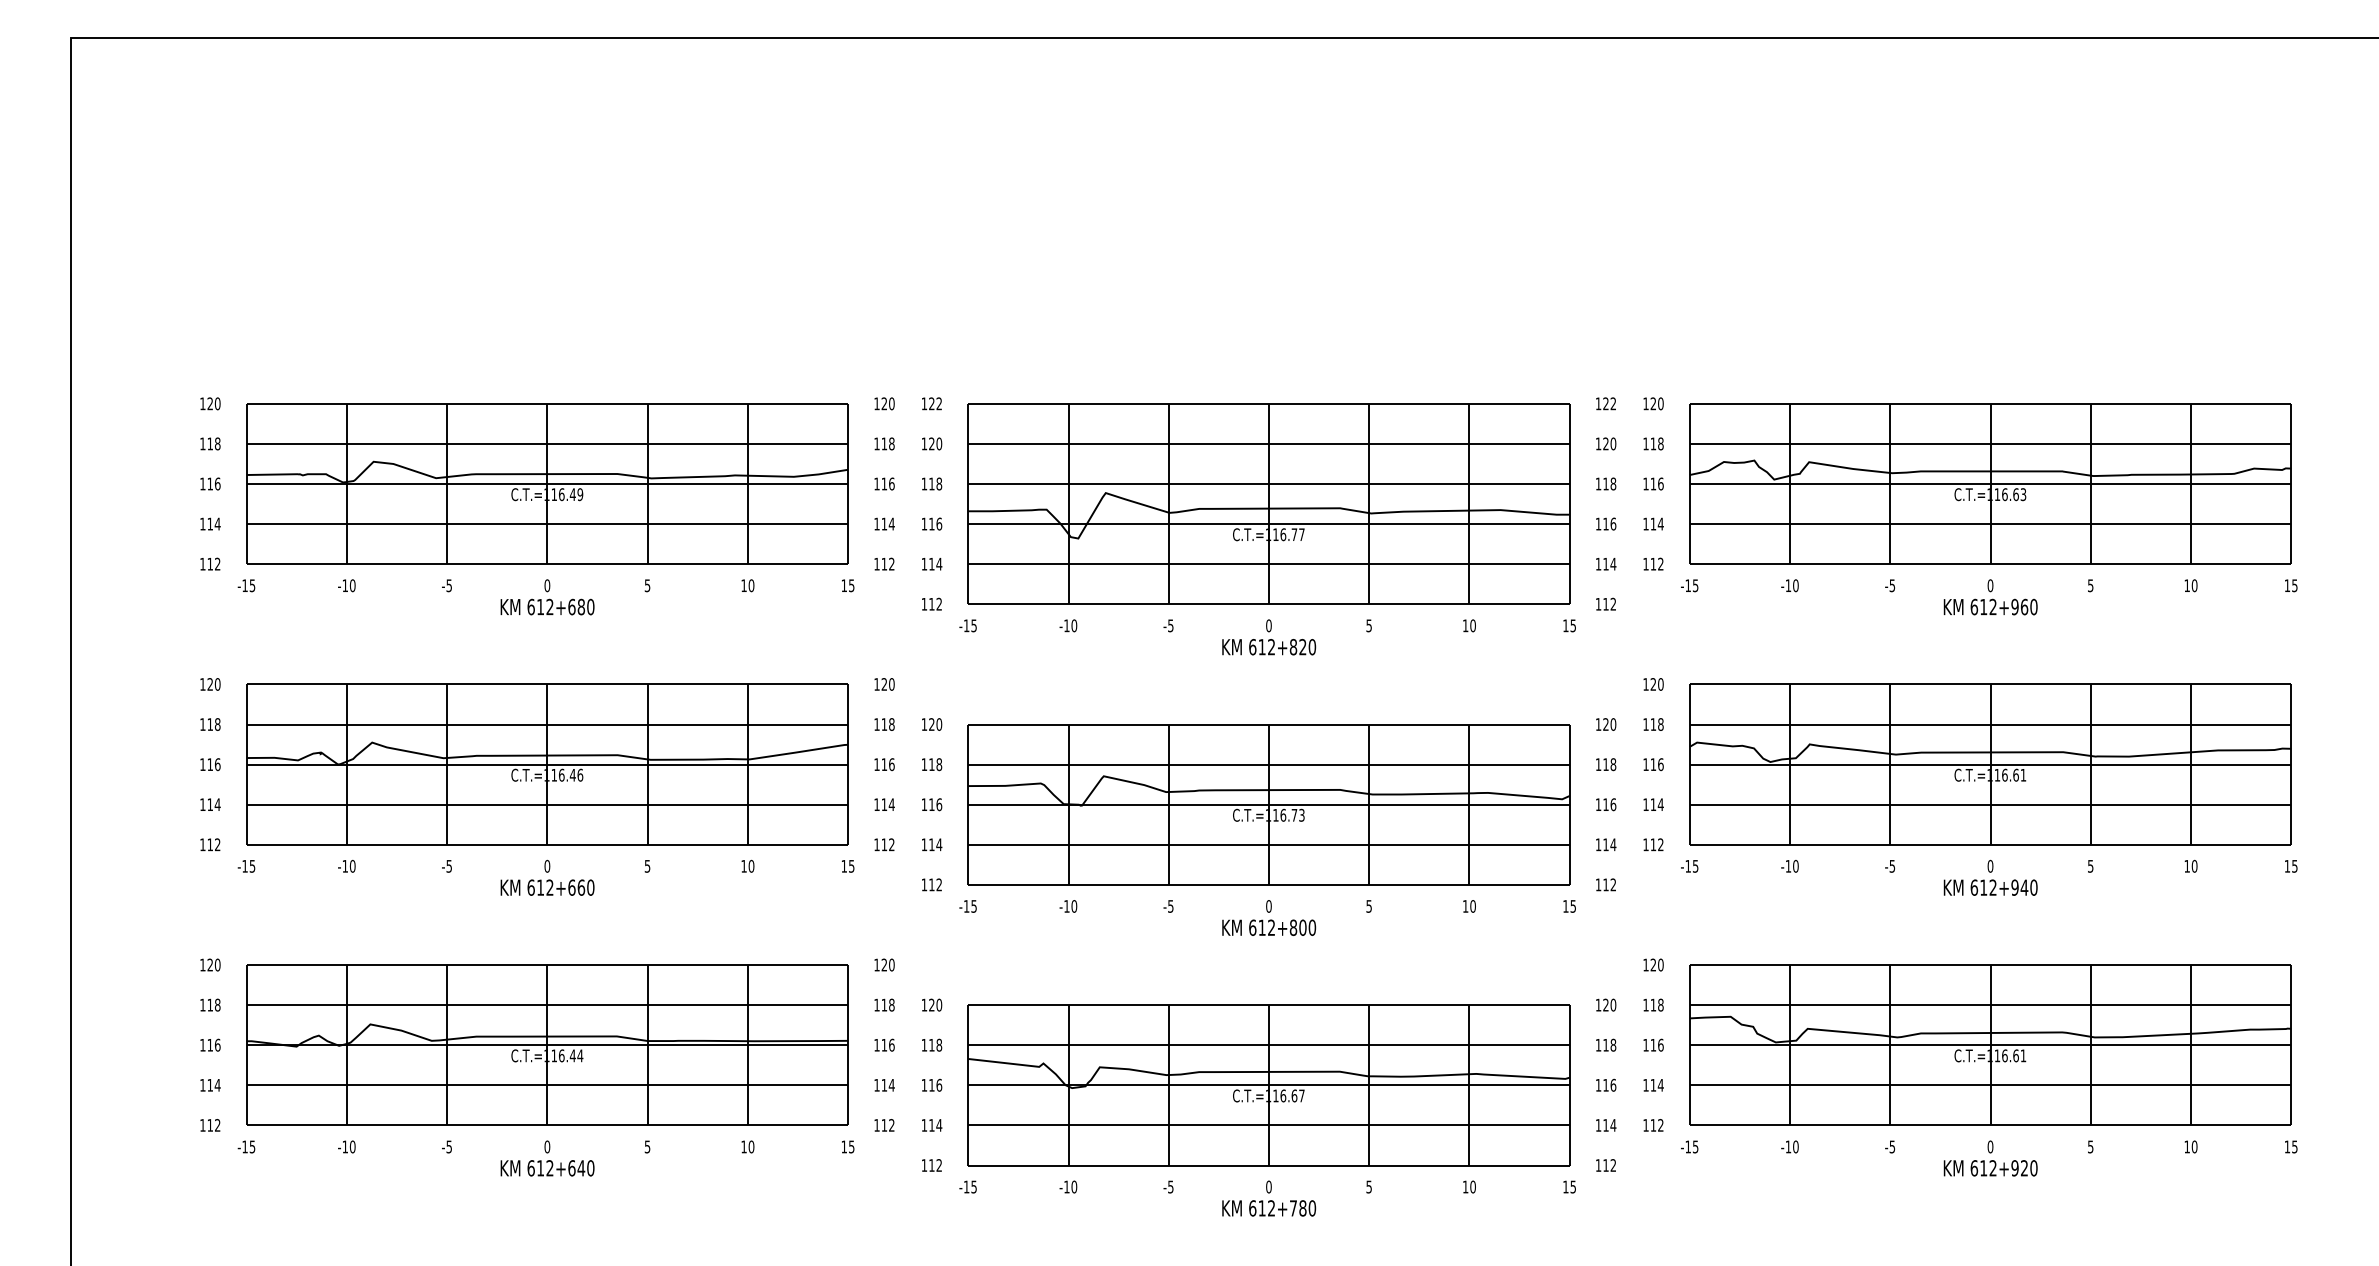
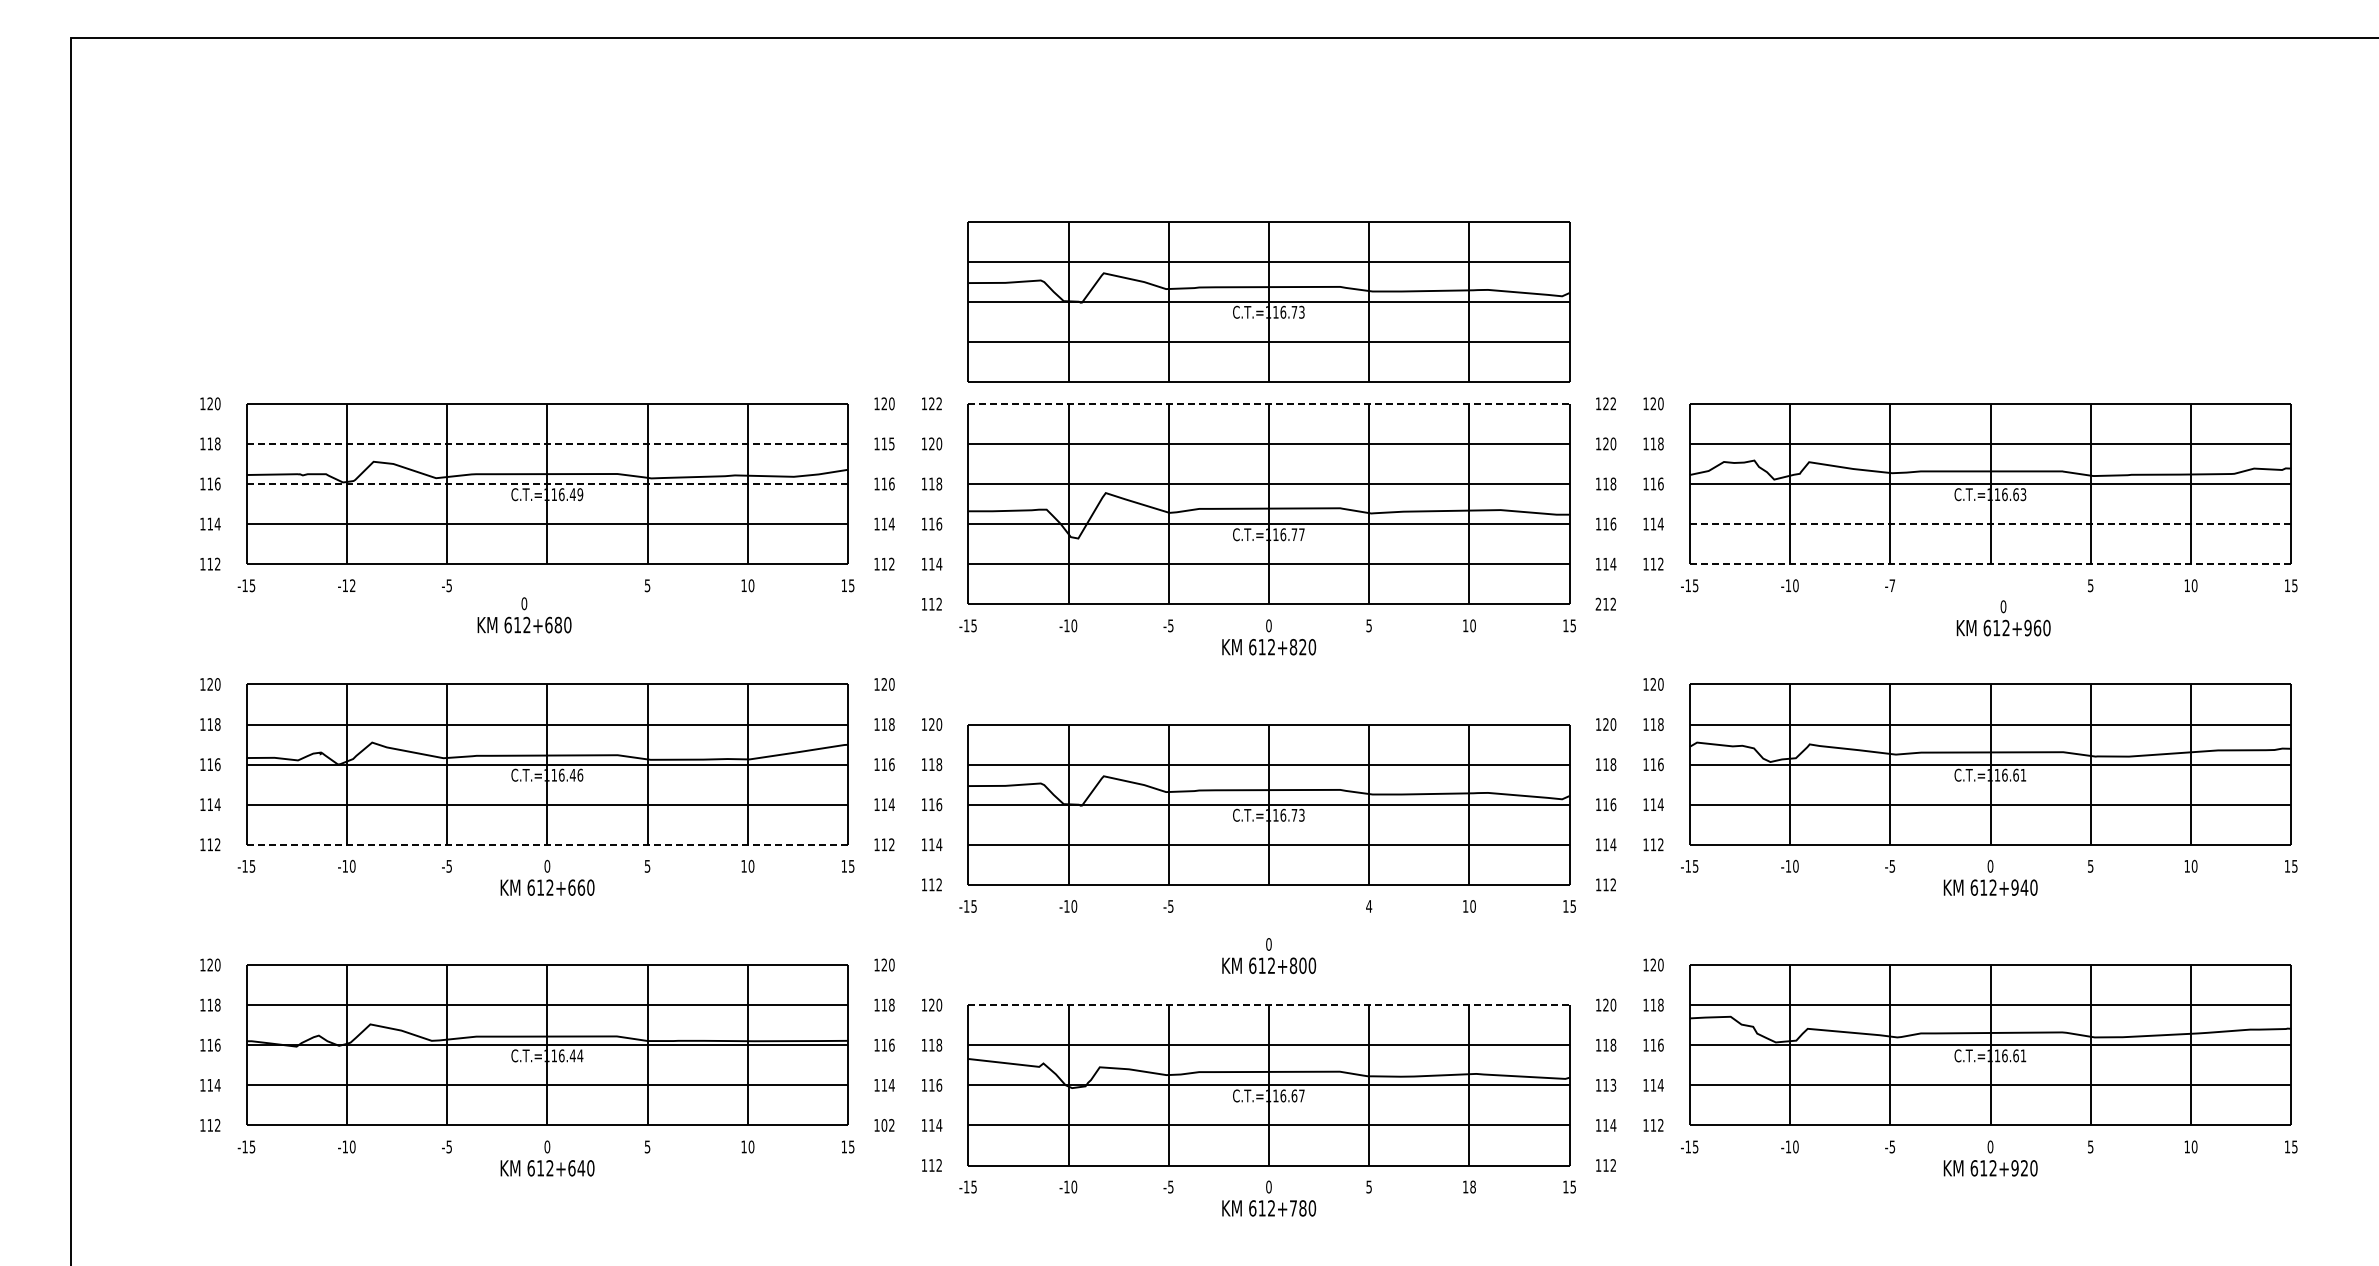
part: none -> present (1268, 301)
line: solid -> dashed (1268, 403)
line: solid -> dashed (547, 443)
text: 118 -> 115 (891, 443)
line: solid -> dashed (547, 484)
line: solid -> dashed (1990, 524)
line: solid -> dashed (1990, 564)
text: -10 -> -12 (352, 585)
text: -5 -> -7 (1892, 585)
text position: (547, 597) -> (524, 615) (524, 615)
text position: (1990, 597) -> (2003, 618) (2003, 618)
text: 112 -> 212 (1597, 603)
line: solid -> dashed (547, 844)
text: 5 -> 4 (1369, 906)
text position: (1269, 917) -> (1269, 955) (1269, 955)
line: solid -> dashed (1268, 1005)
text: 116 -> 113 (1613, 1084)
text: 112 -> 102 (884, 1125)
text: 10 -> 18 (1472, 1187)
